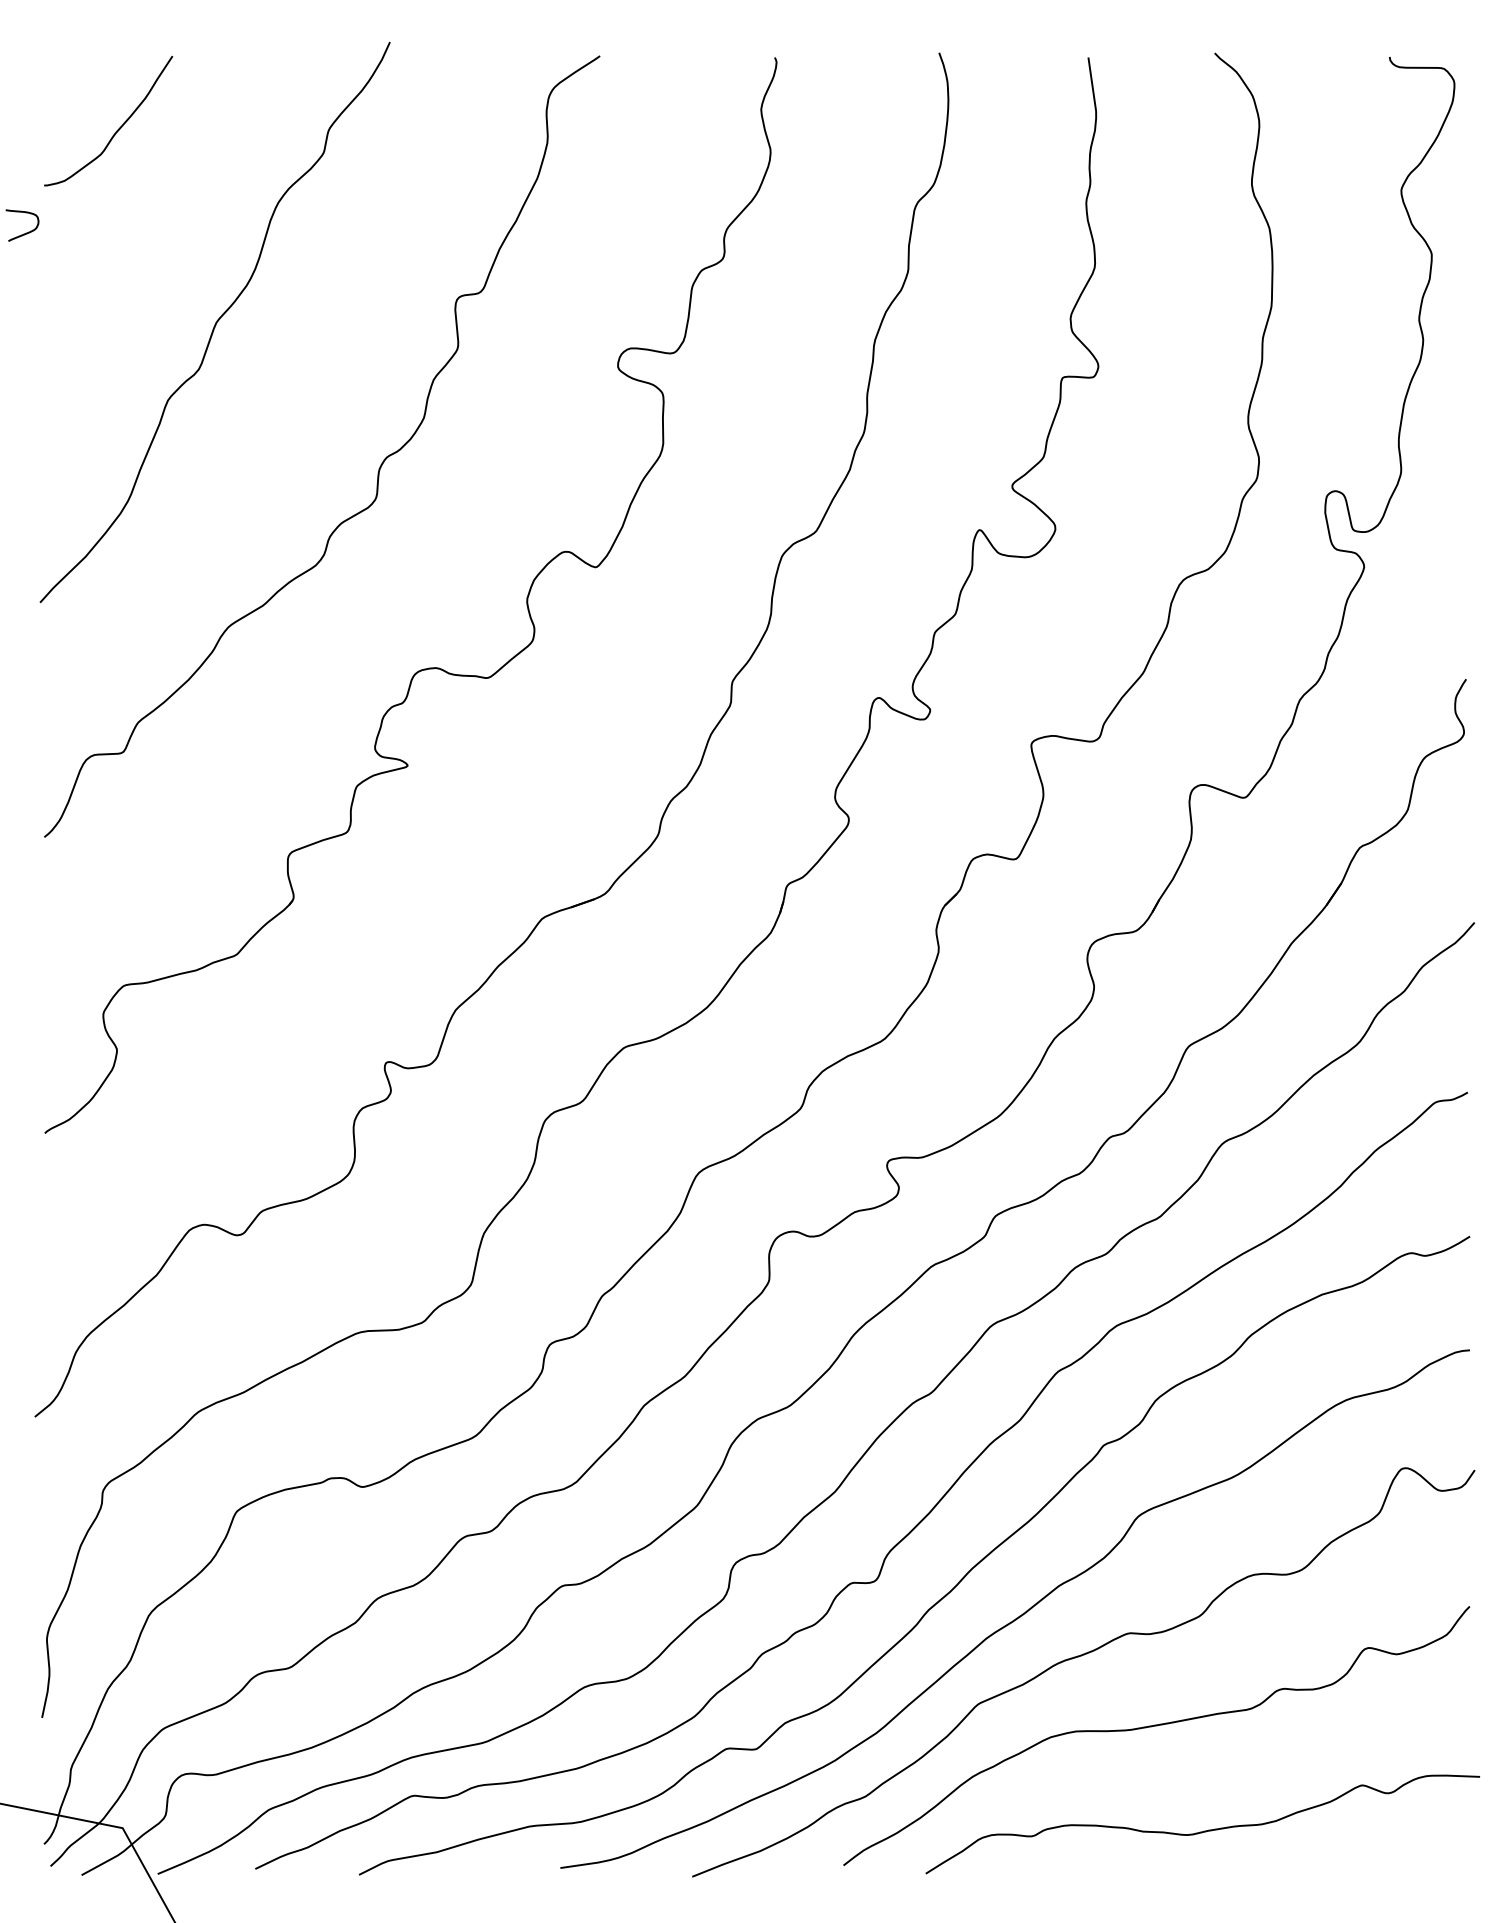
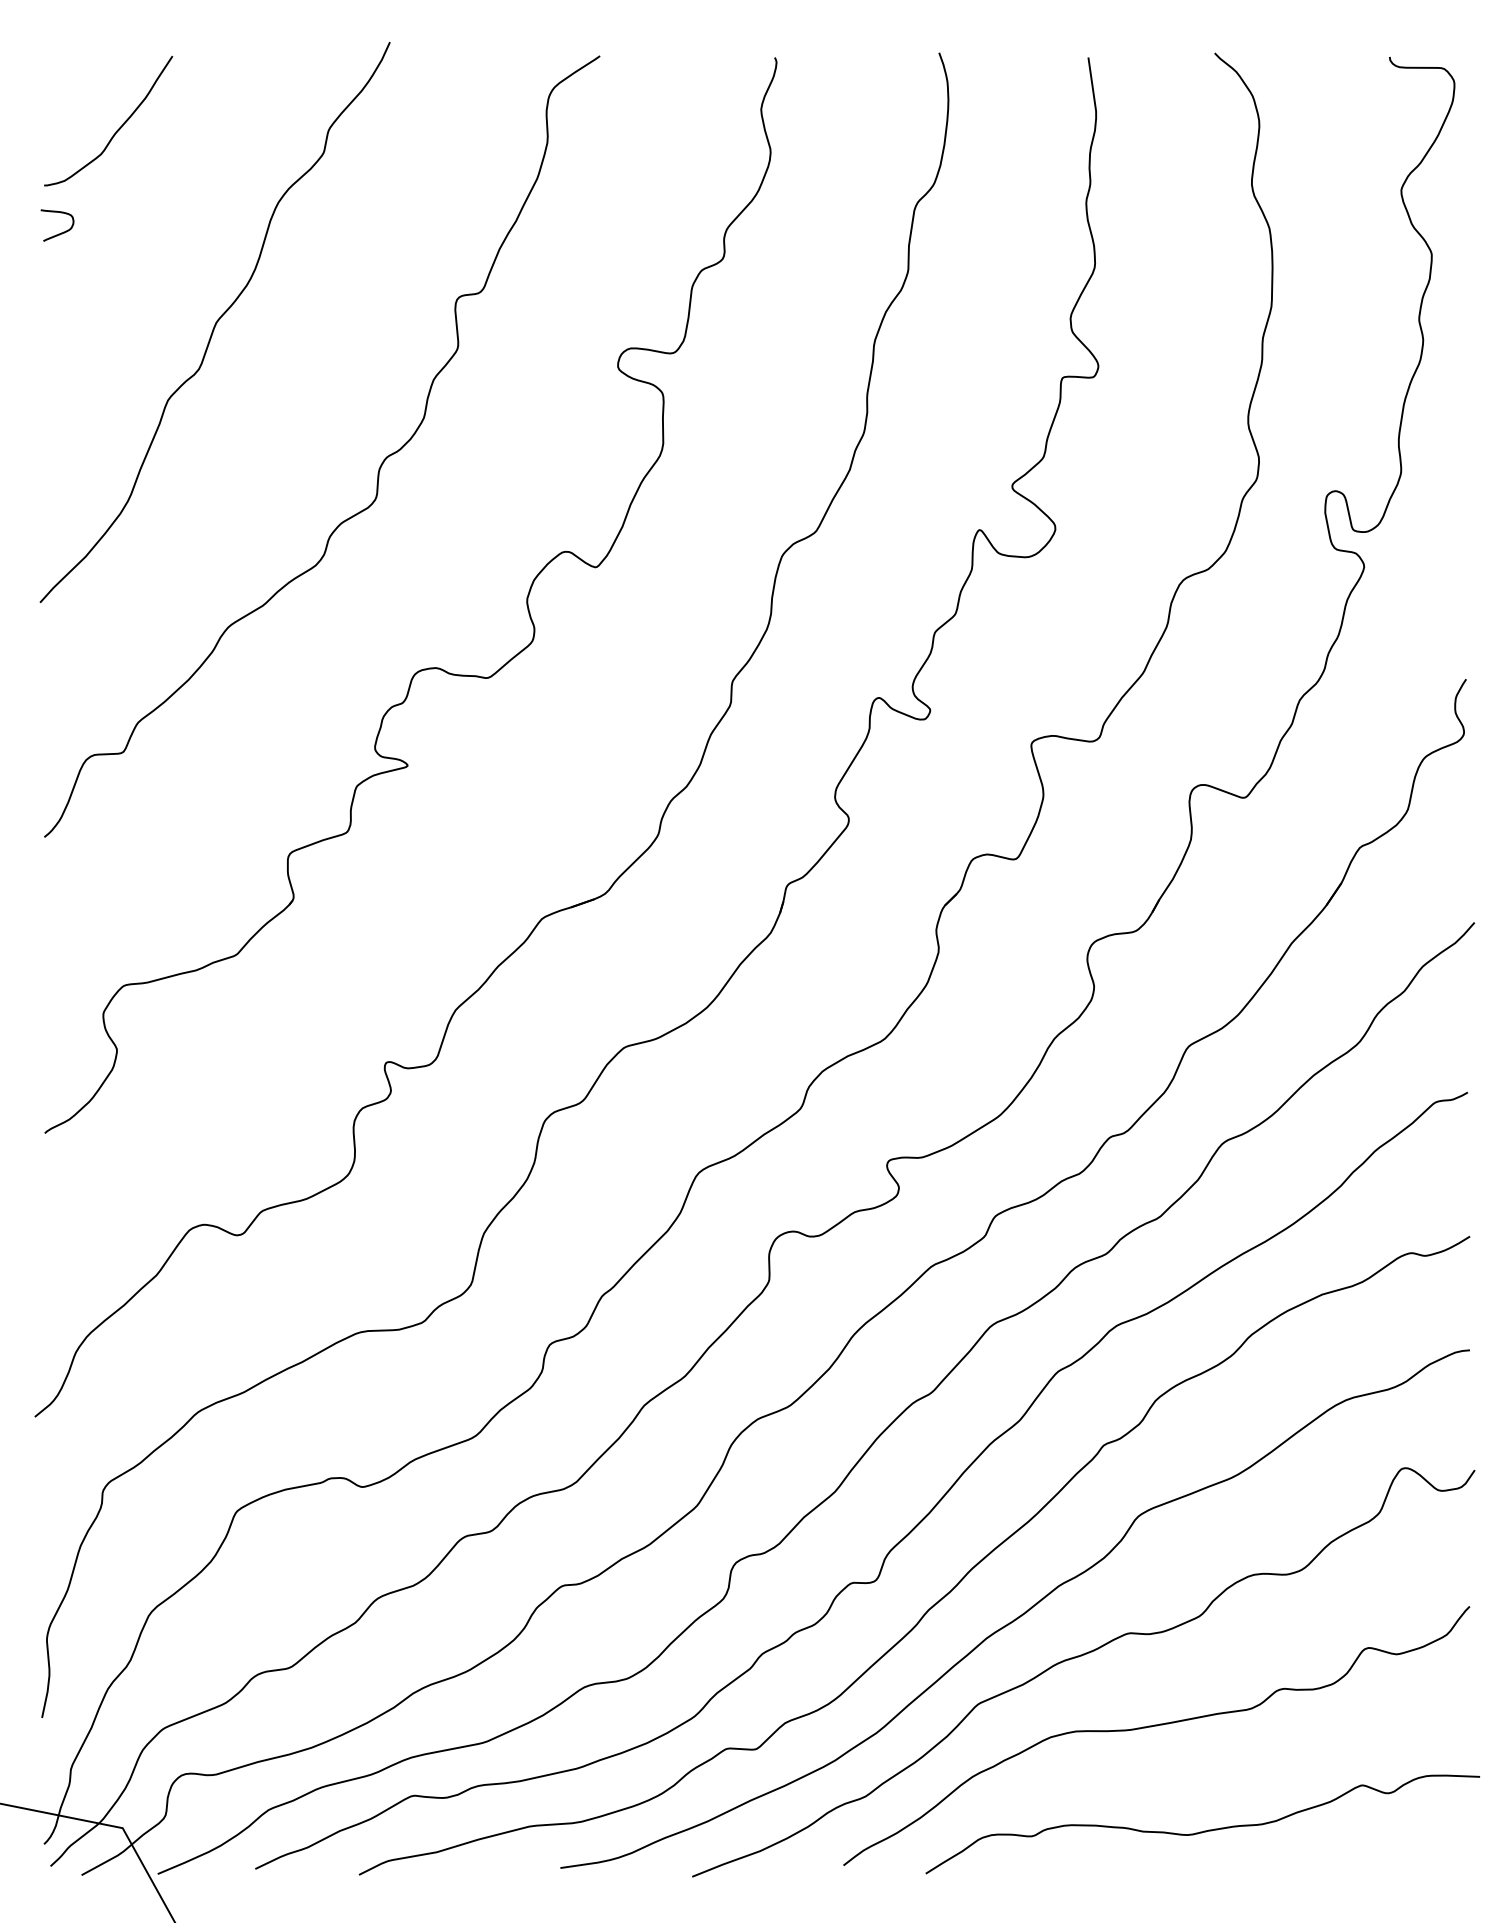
curve position: (26, 232) -> (61, 232) (61, 232)
